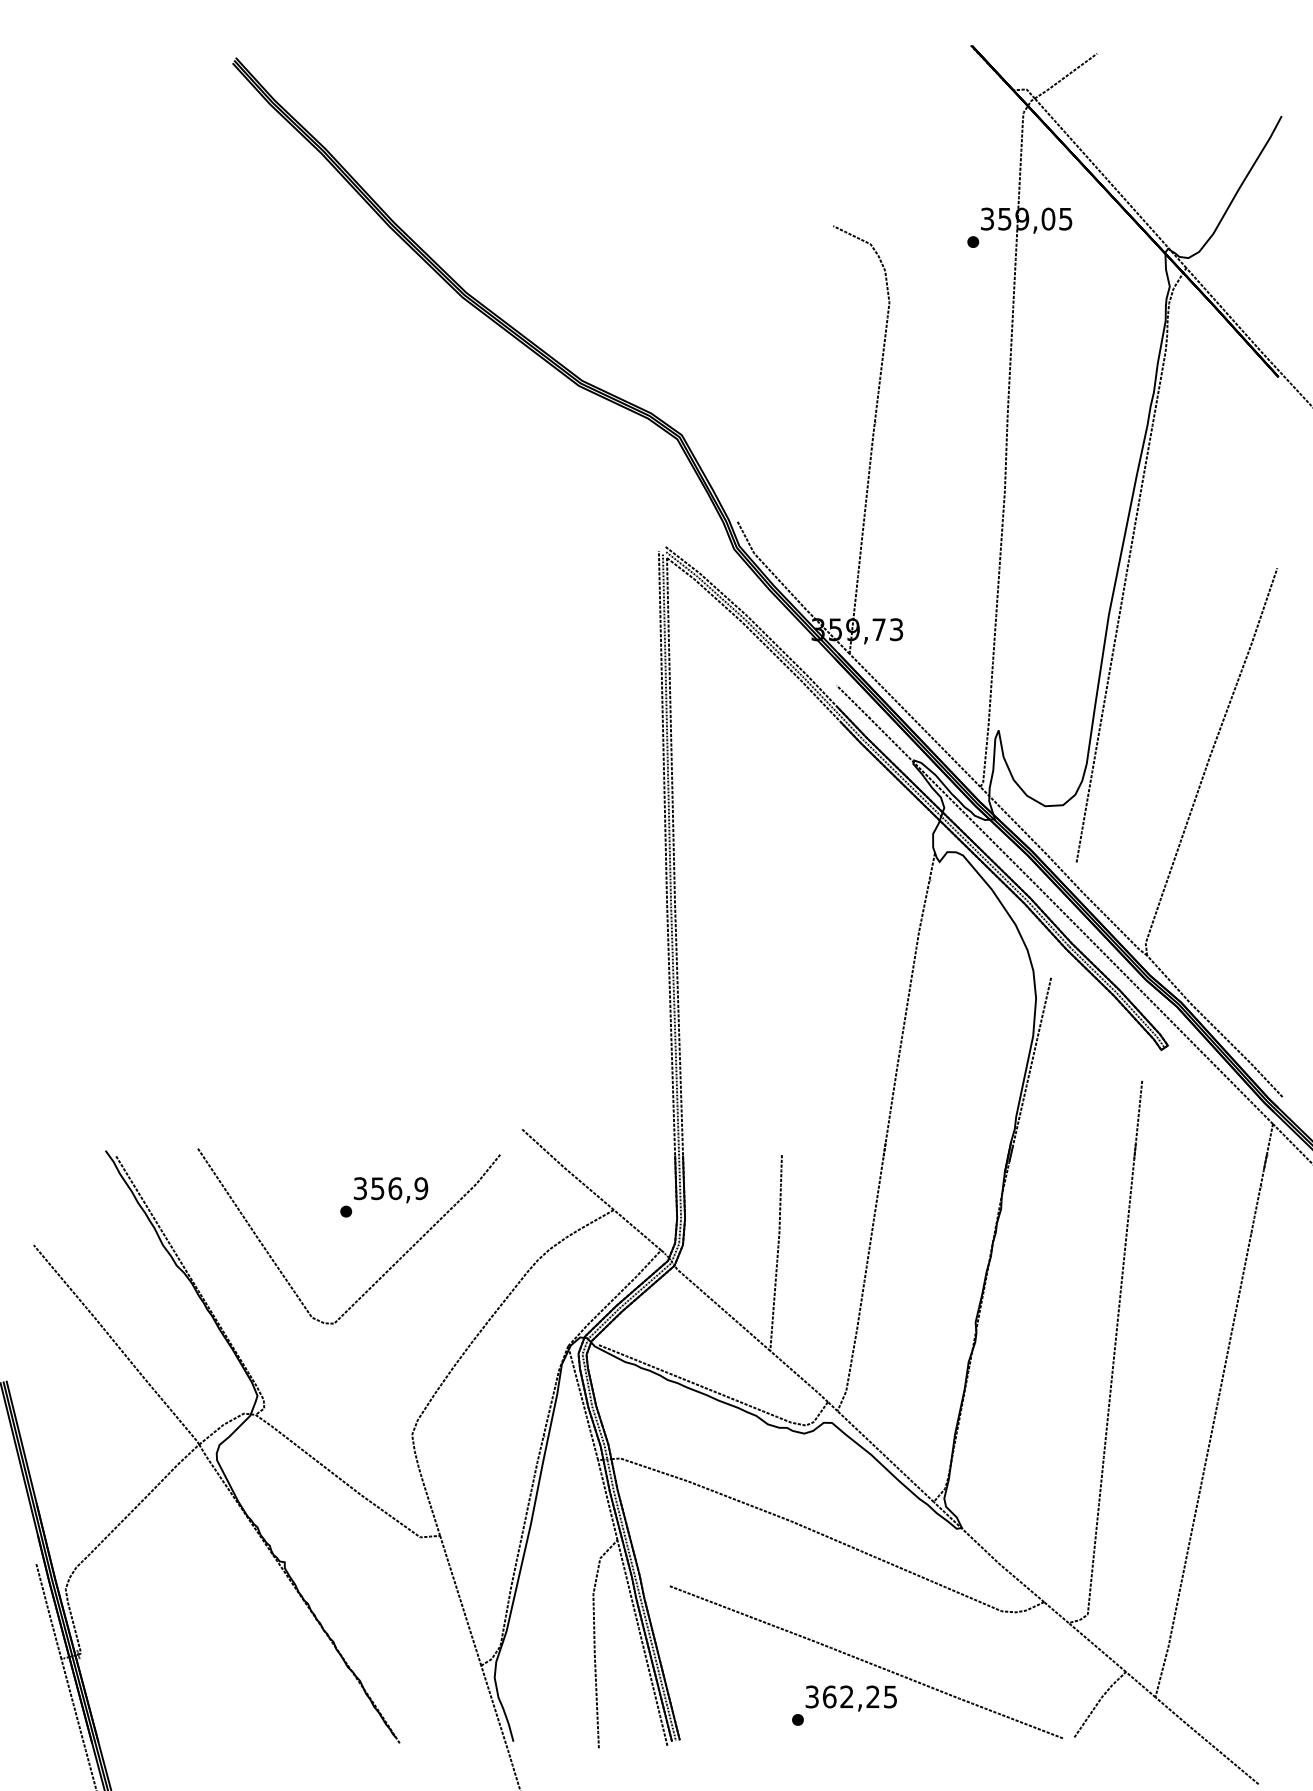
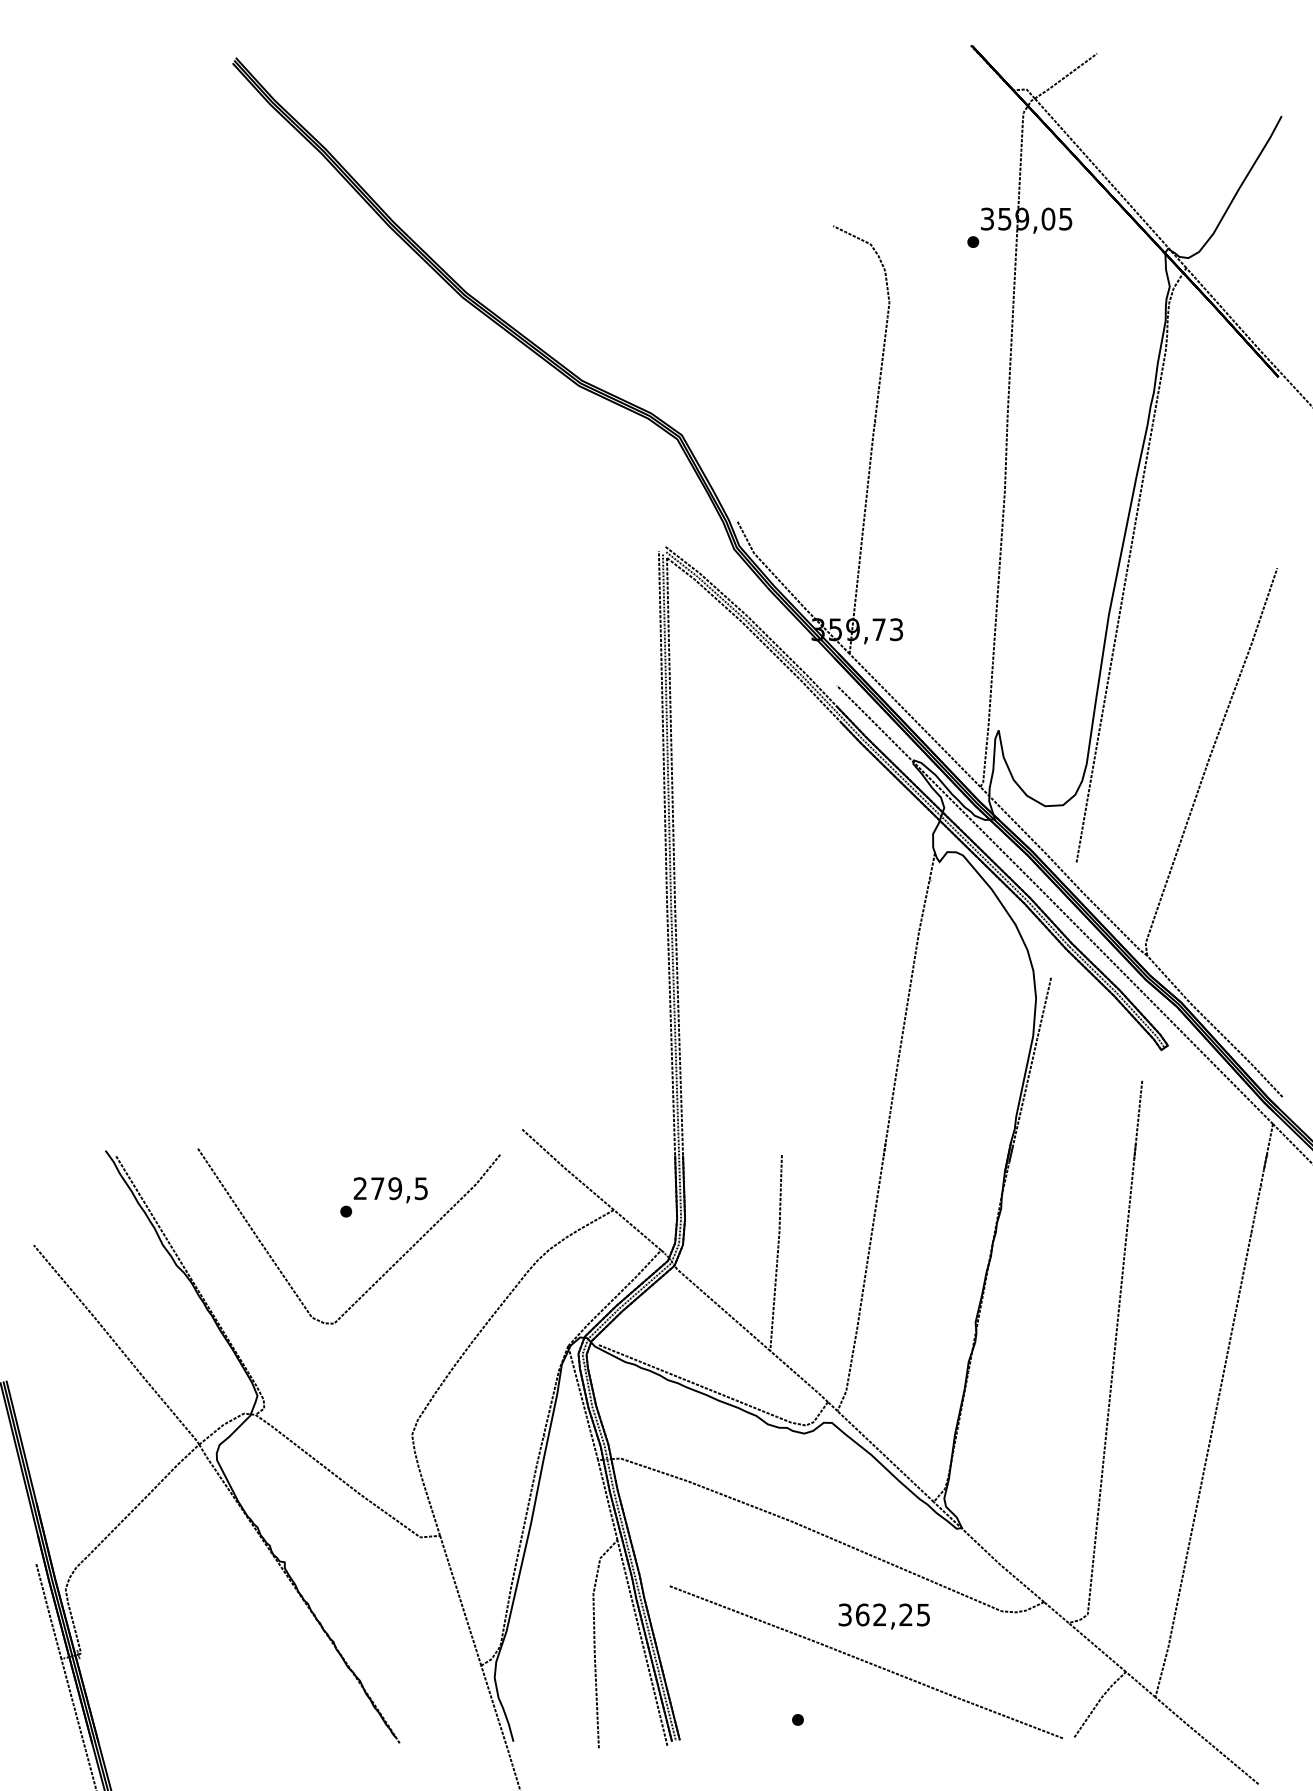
text: 356,9 -> 279,5 (390, 1188)
text position: (850, 1698) -> (883, 1616) (883, 1616)
